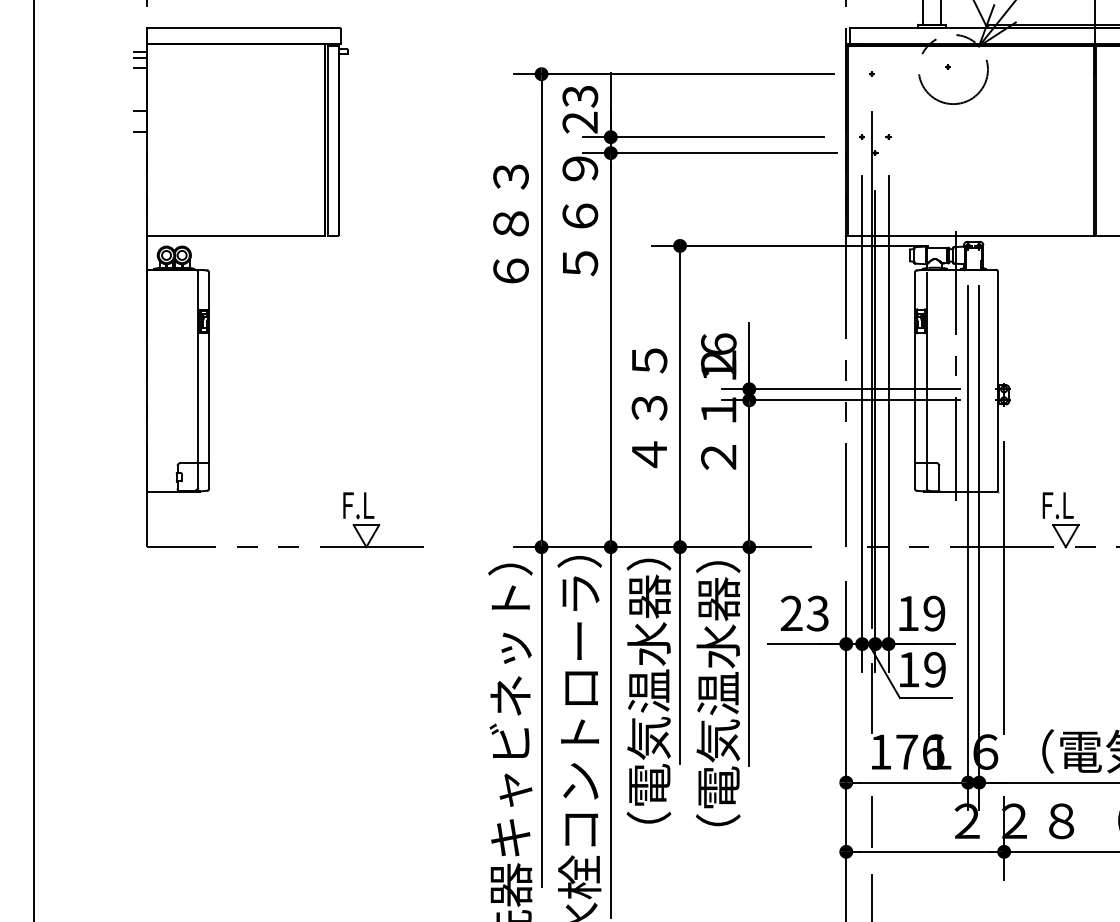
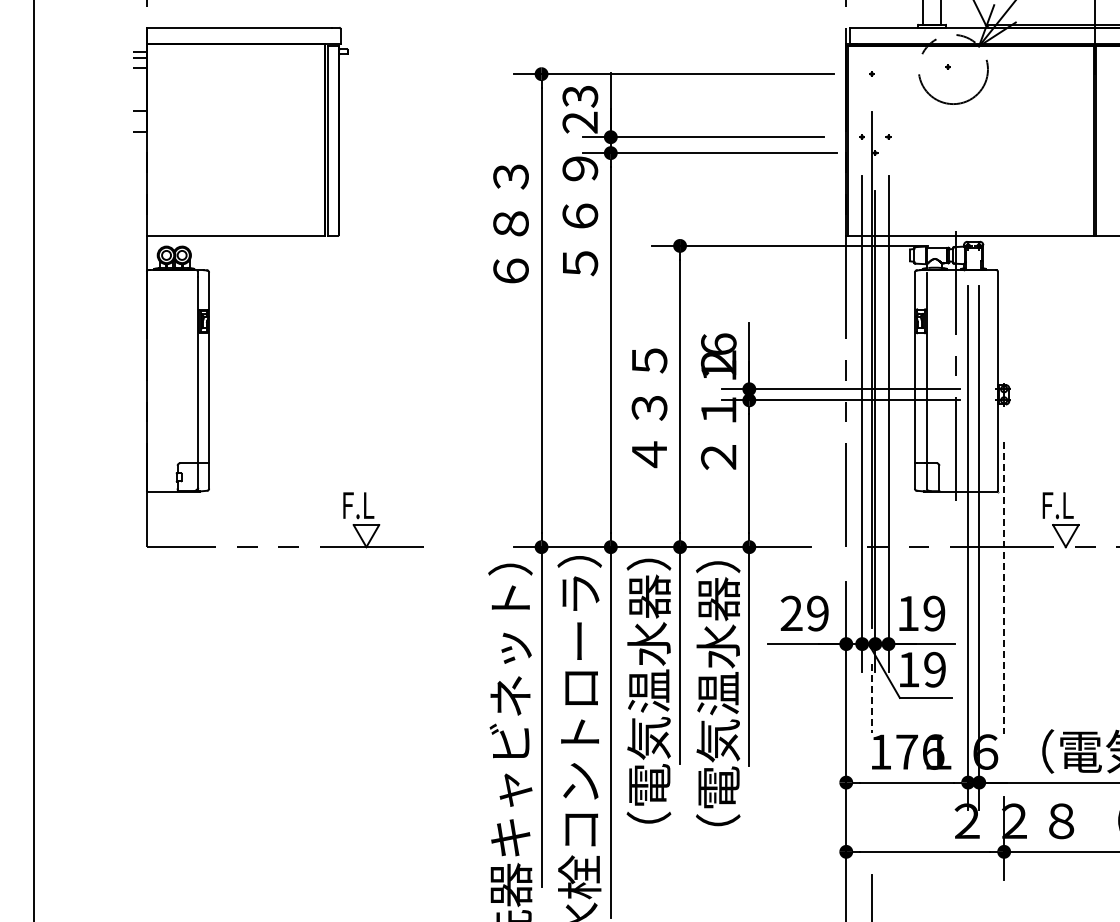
line: solid -> dashed (1004, 587)
text: 23 -> 29 (817, 613)
line: solid -> dashed (871, 699)
line: present -> none (871, 822)
